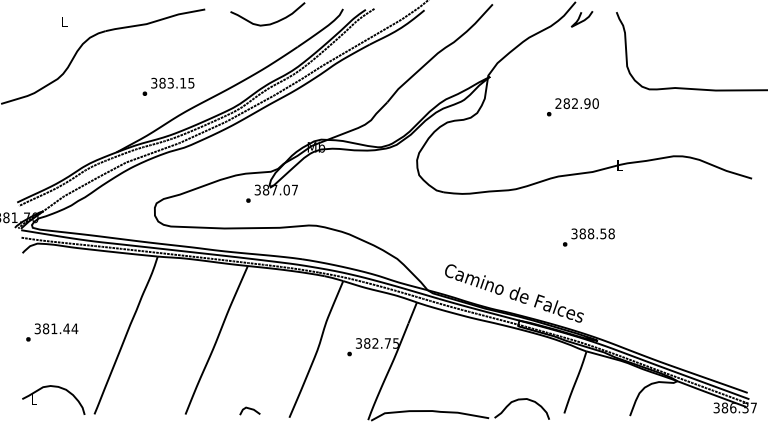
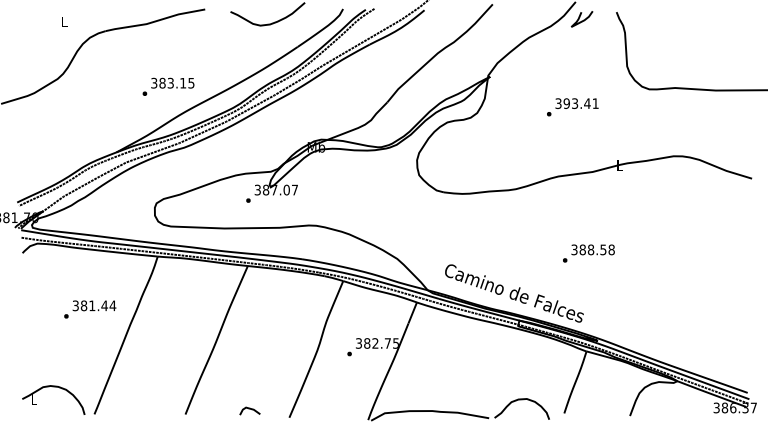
text: 282.90 -> 393.41 (576, 103)
text position: (588, 237) -> (588, 253) (588, 253)
text position: (52, 332) -> (90, 309) (90, 309)
